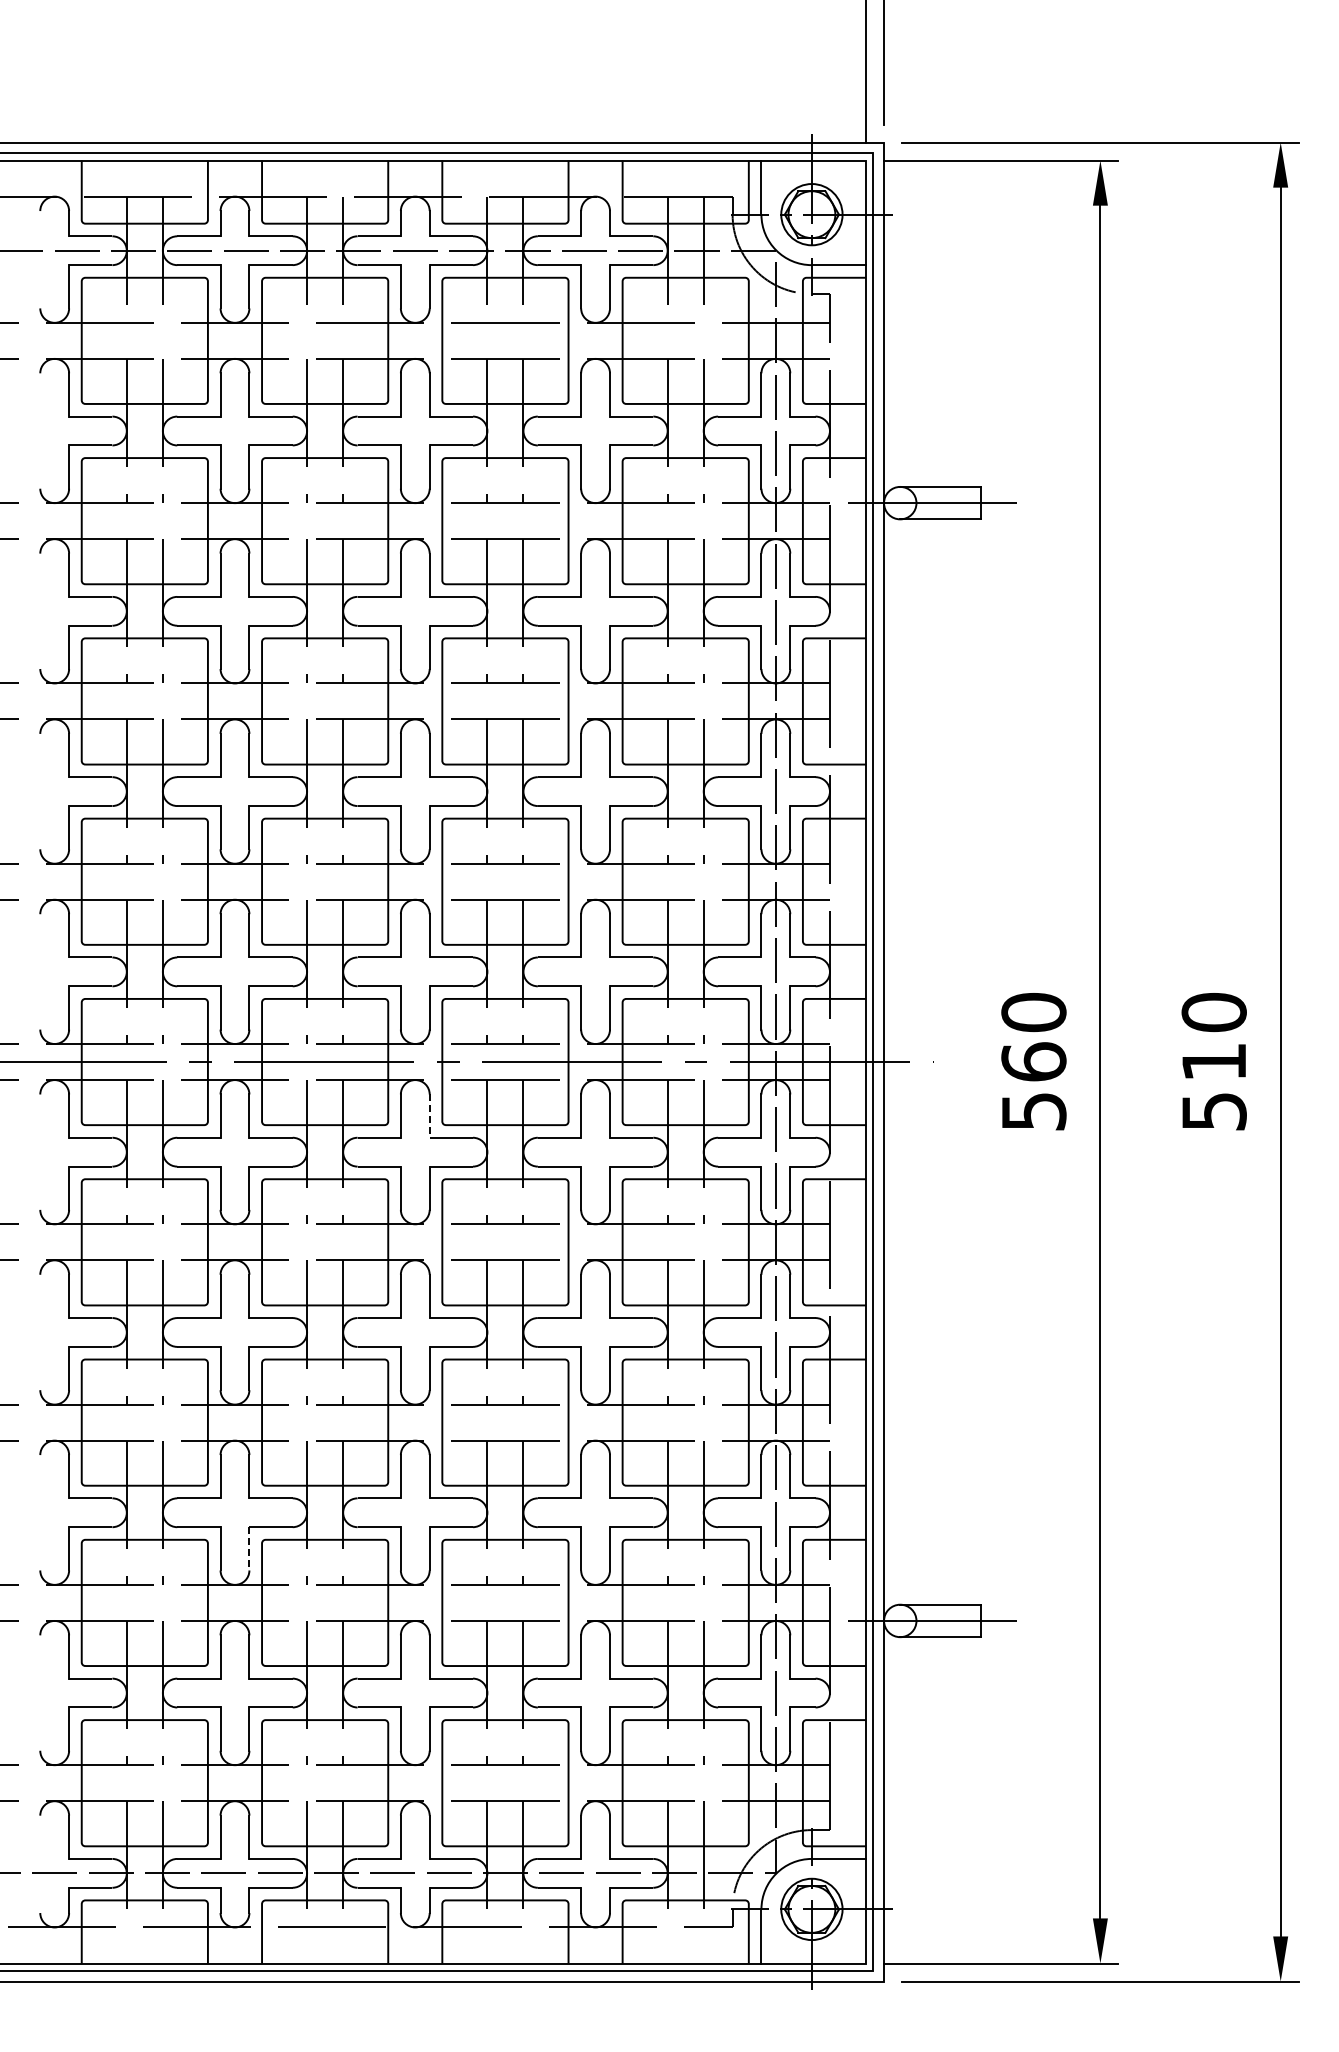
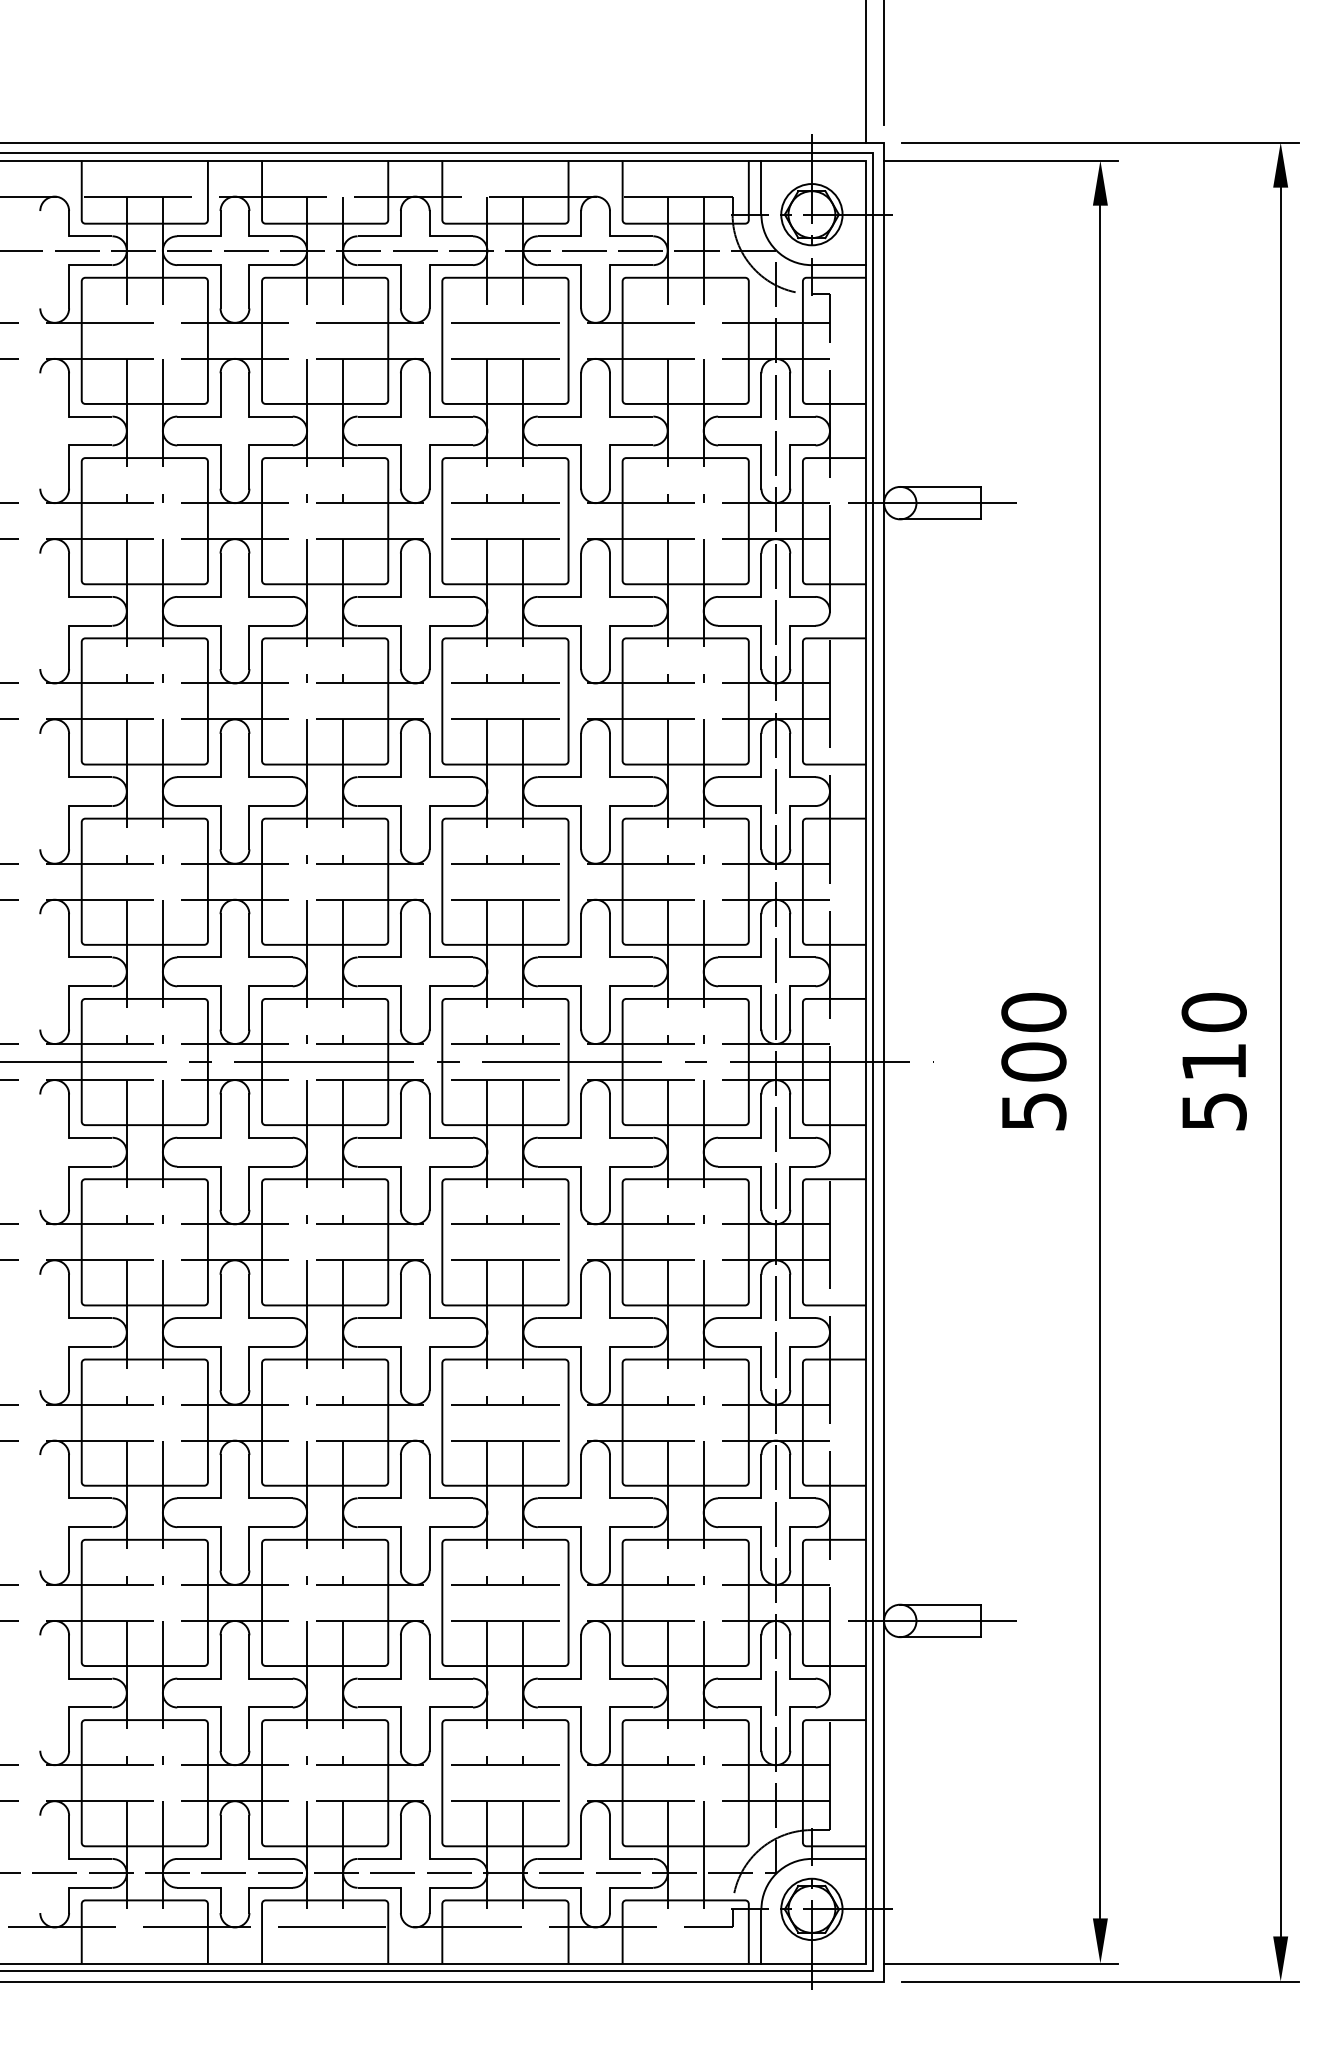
text: 560 -> 500 (1033, 1061)
line: dashed -> solid (429, 1116)
line: dashed -> solid (249, 1548)
